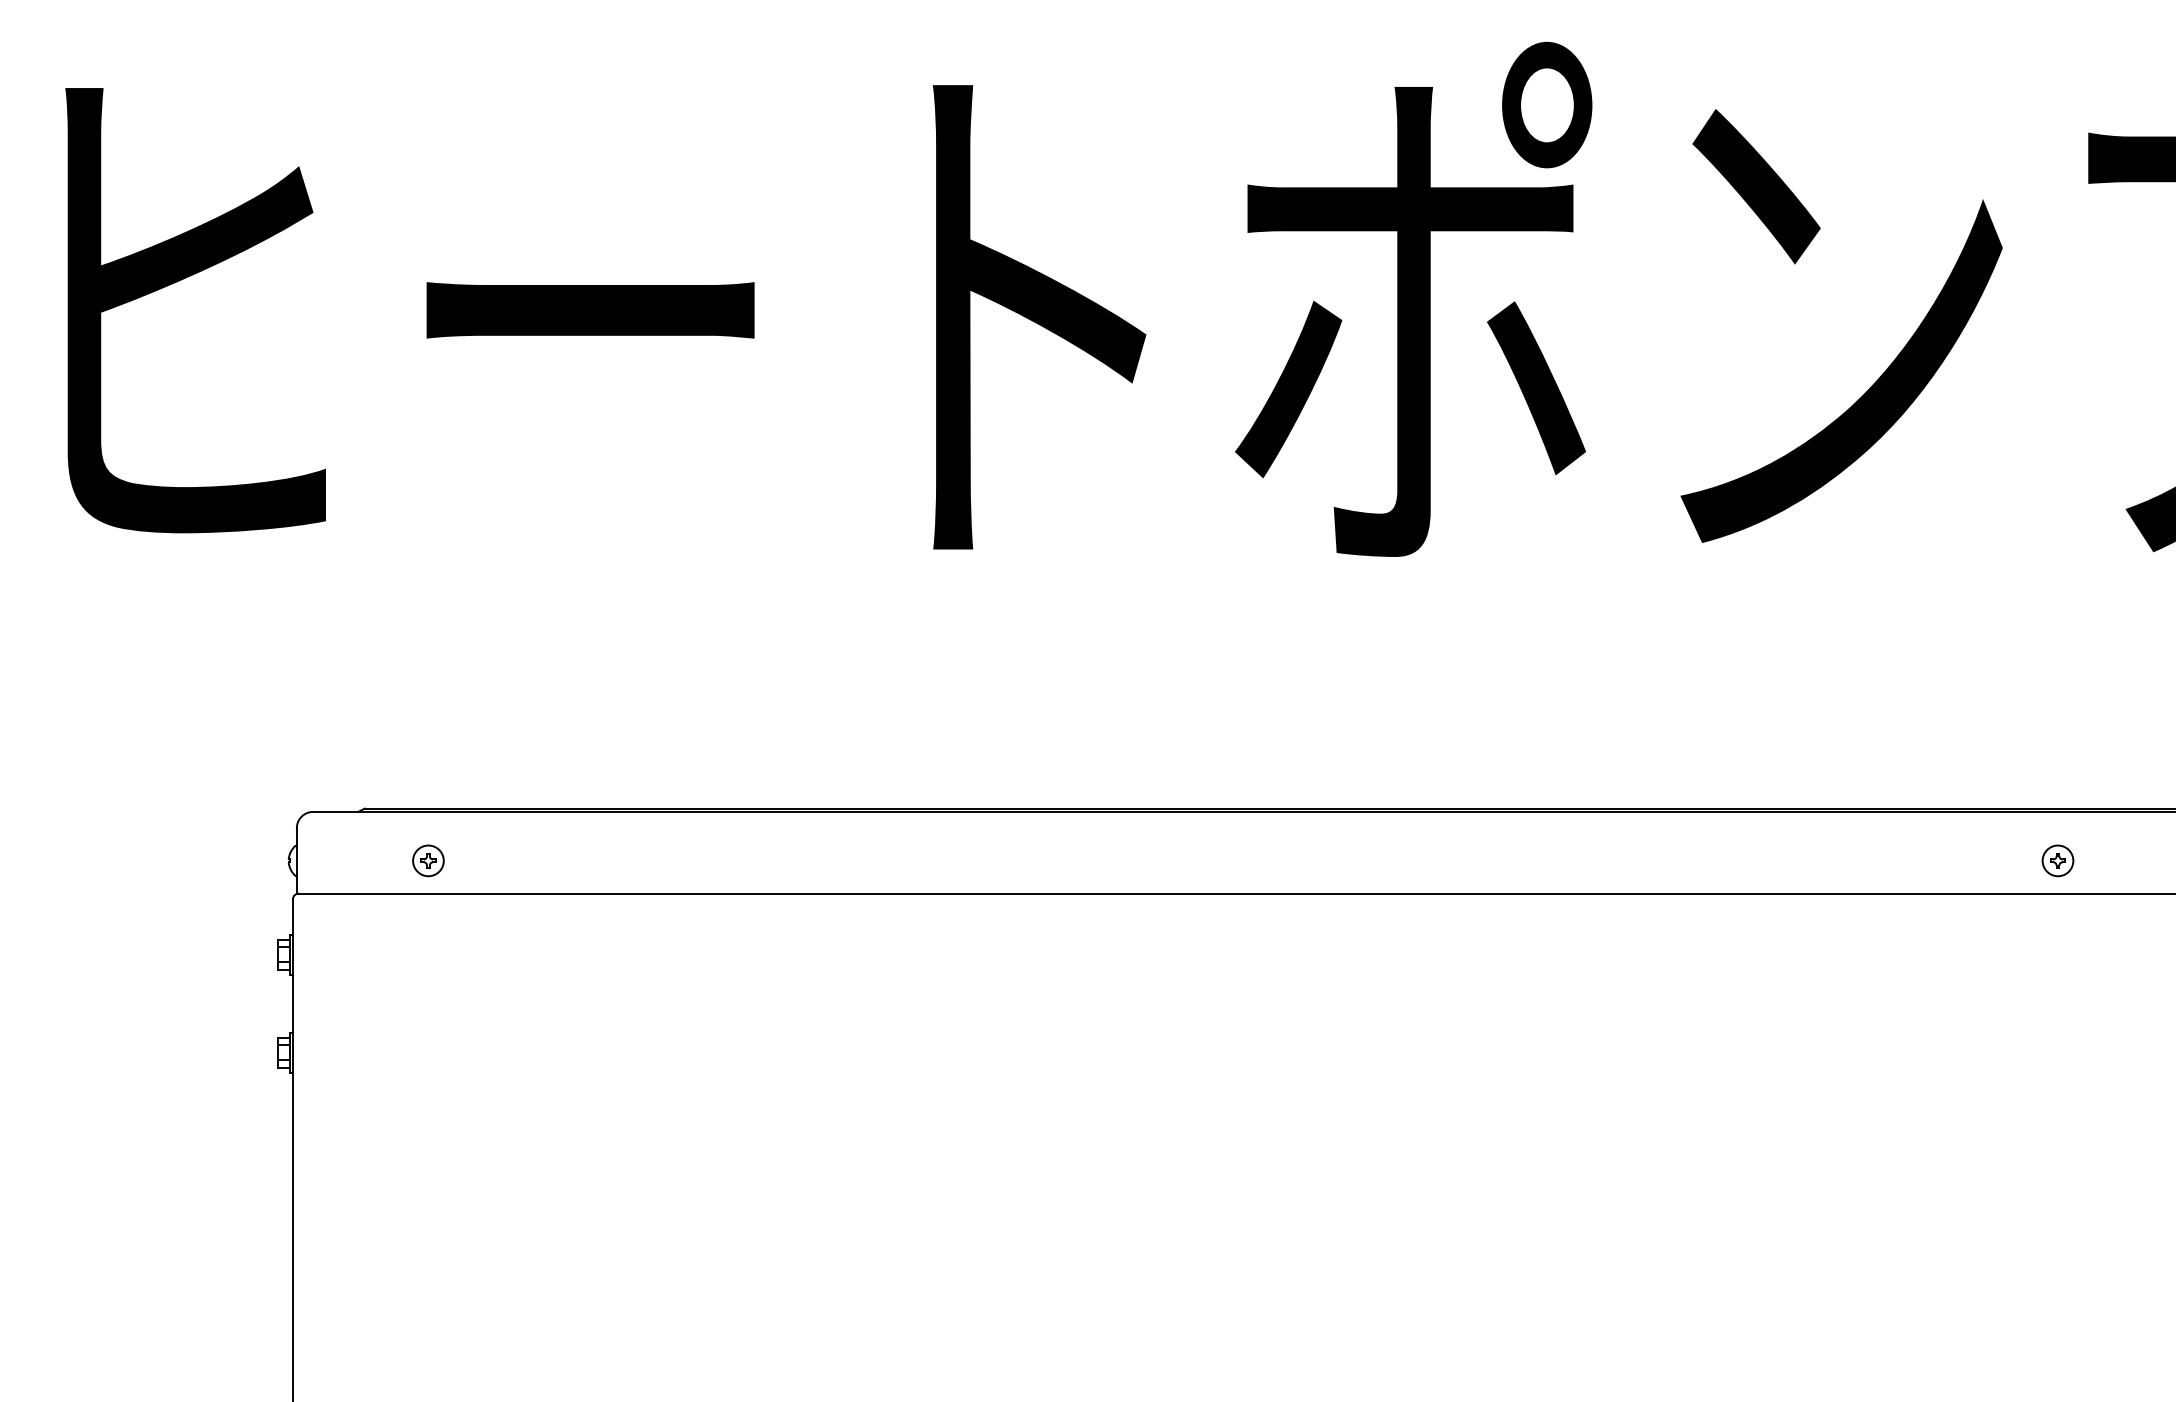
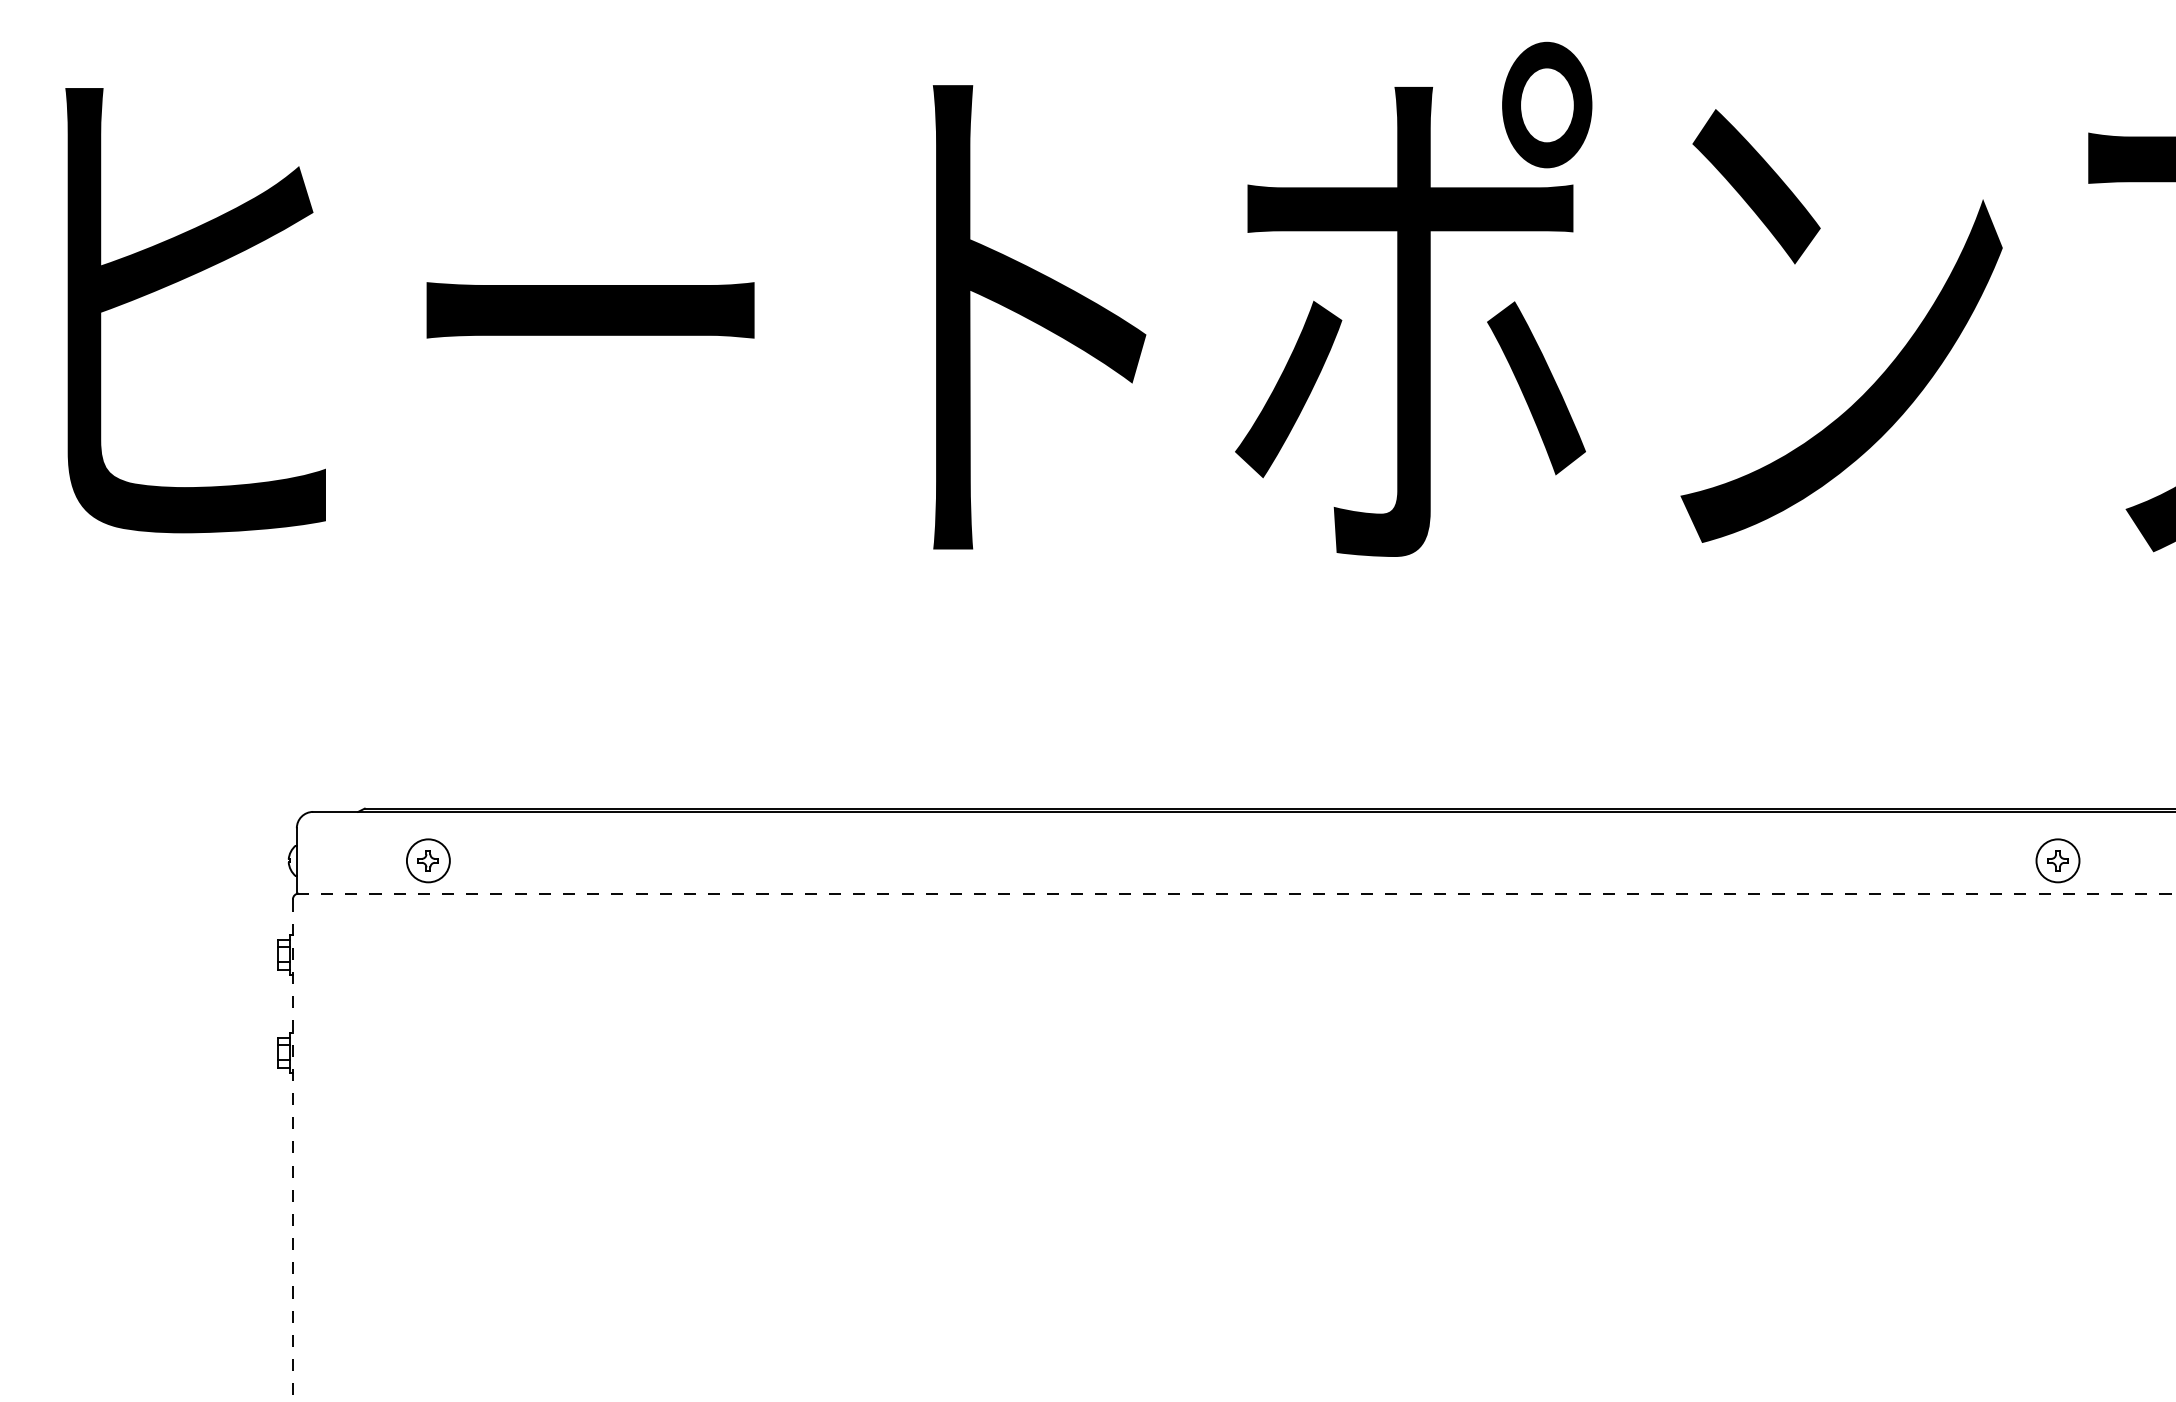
part size: 33x34 px -> 45x46 px (428, 860)
part size: 34x34 px -> 46x46 px (2057, 860)
line: solid -> dashed (1236, 893)
line: solid -> dashed (292, 1150)
